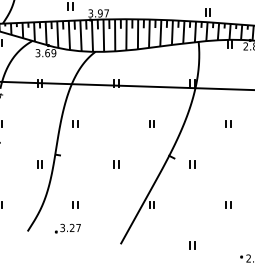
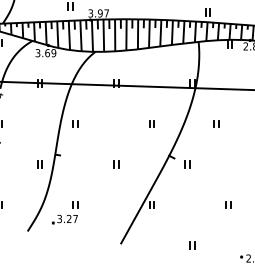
part position: (228, 123) -> (216, 123) (216, 123)
part position: (192, 164) -> (187, 164) (187, 164)
part position: (67, 228) -> (64, 219) (64, 219)
